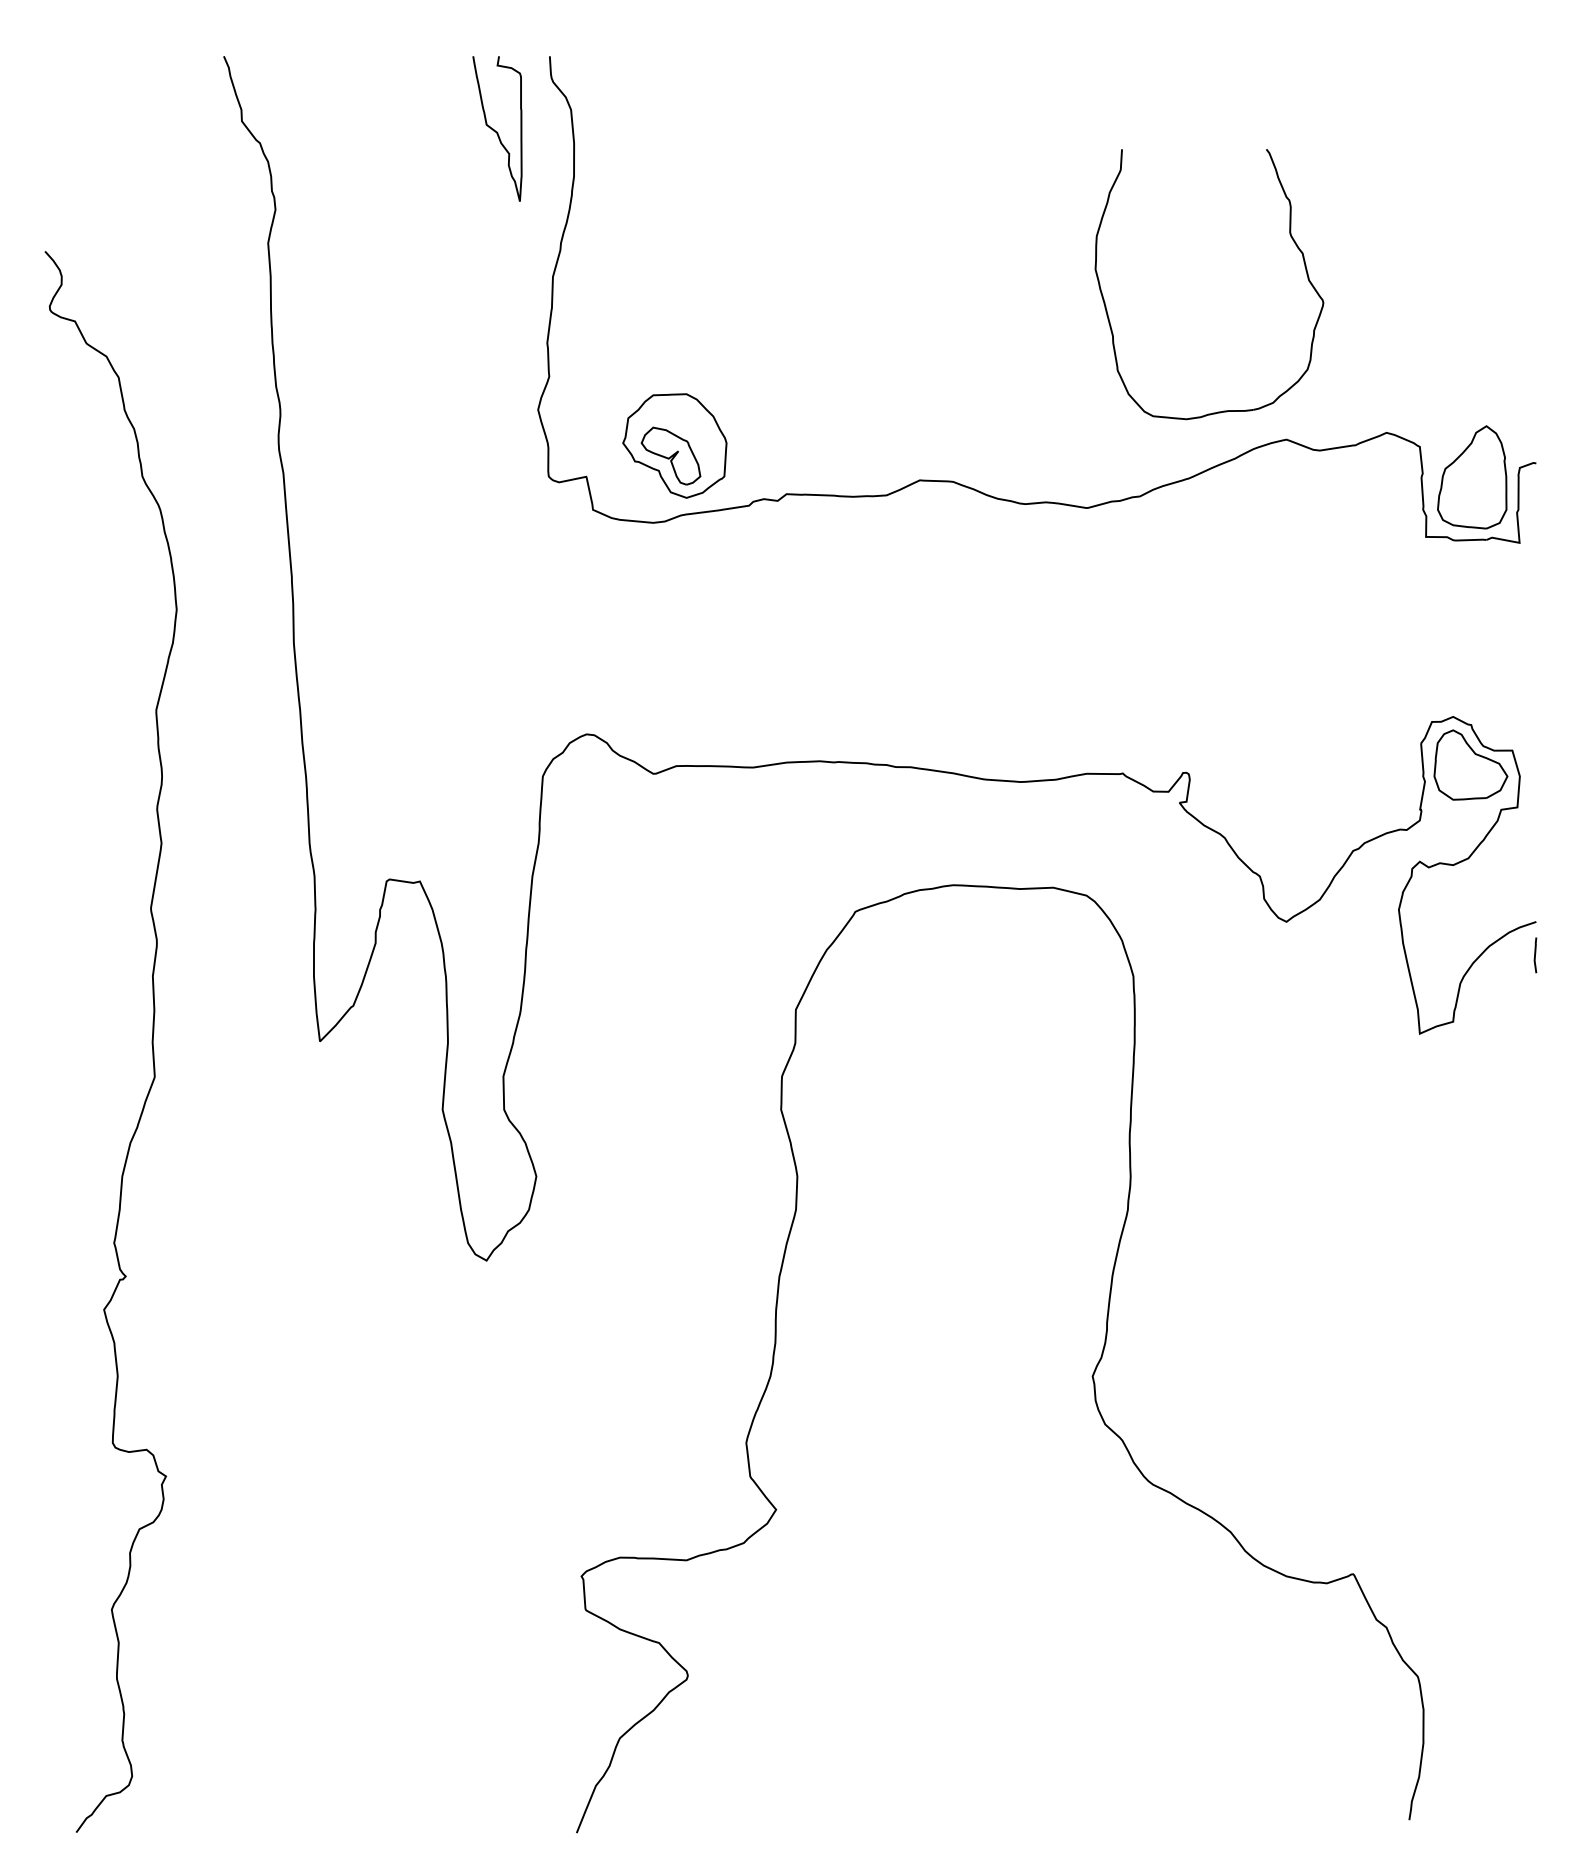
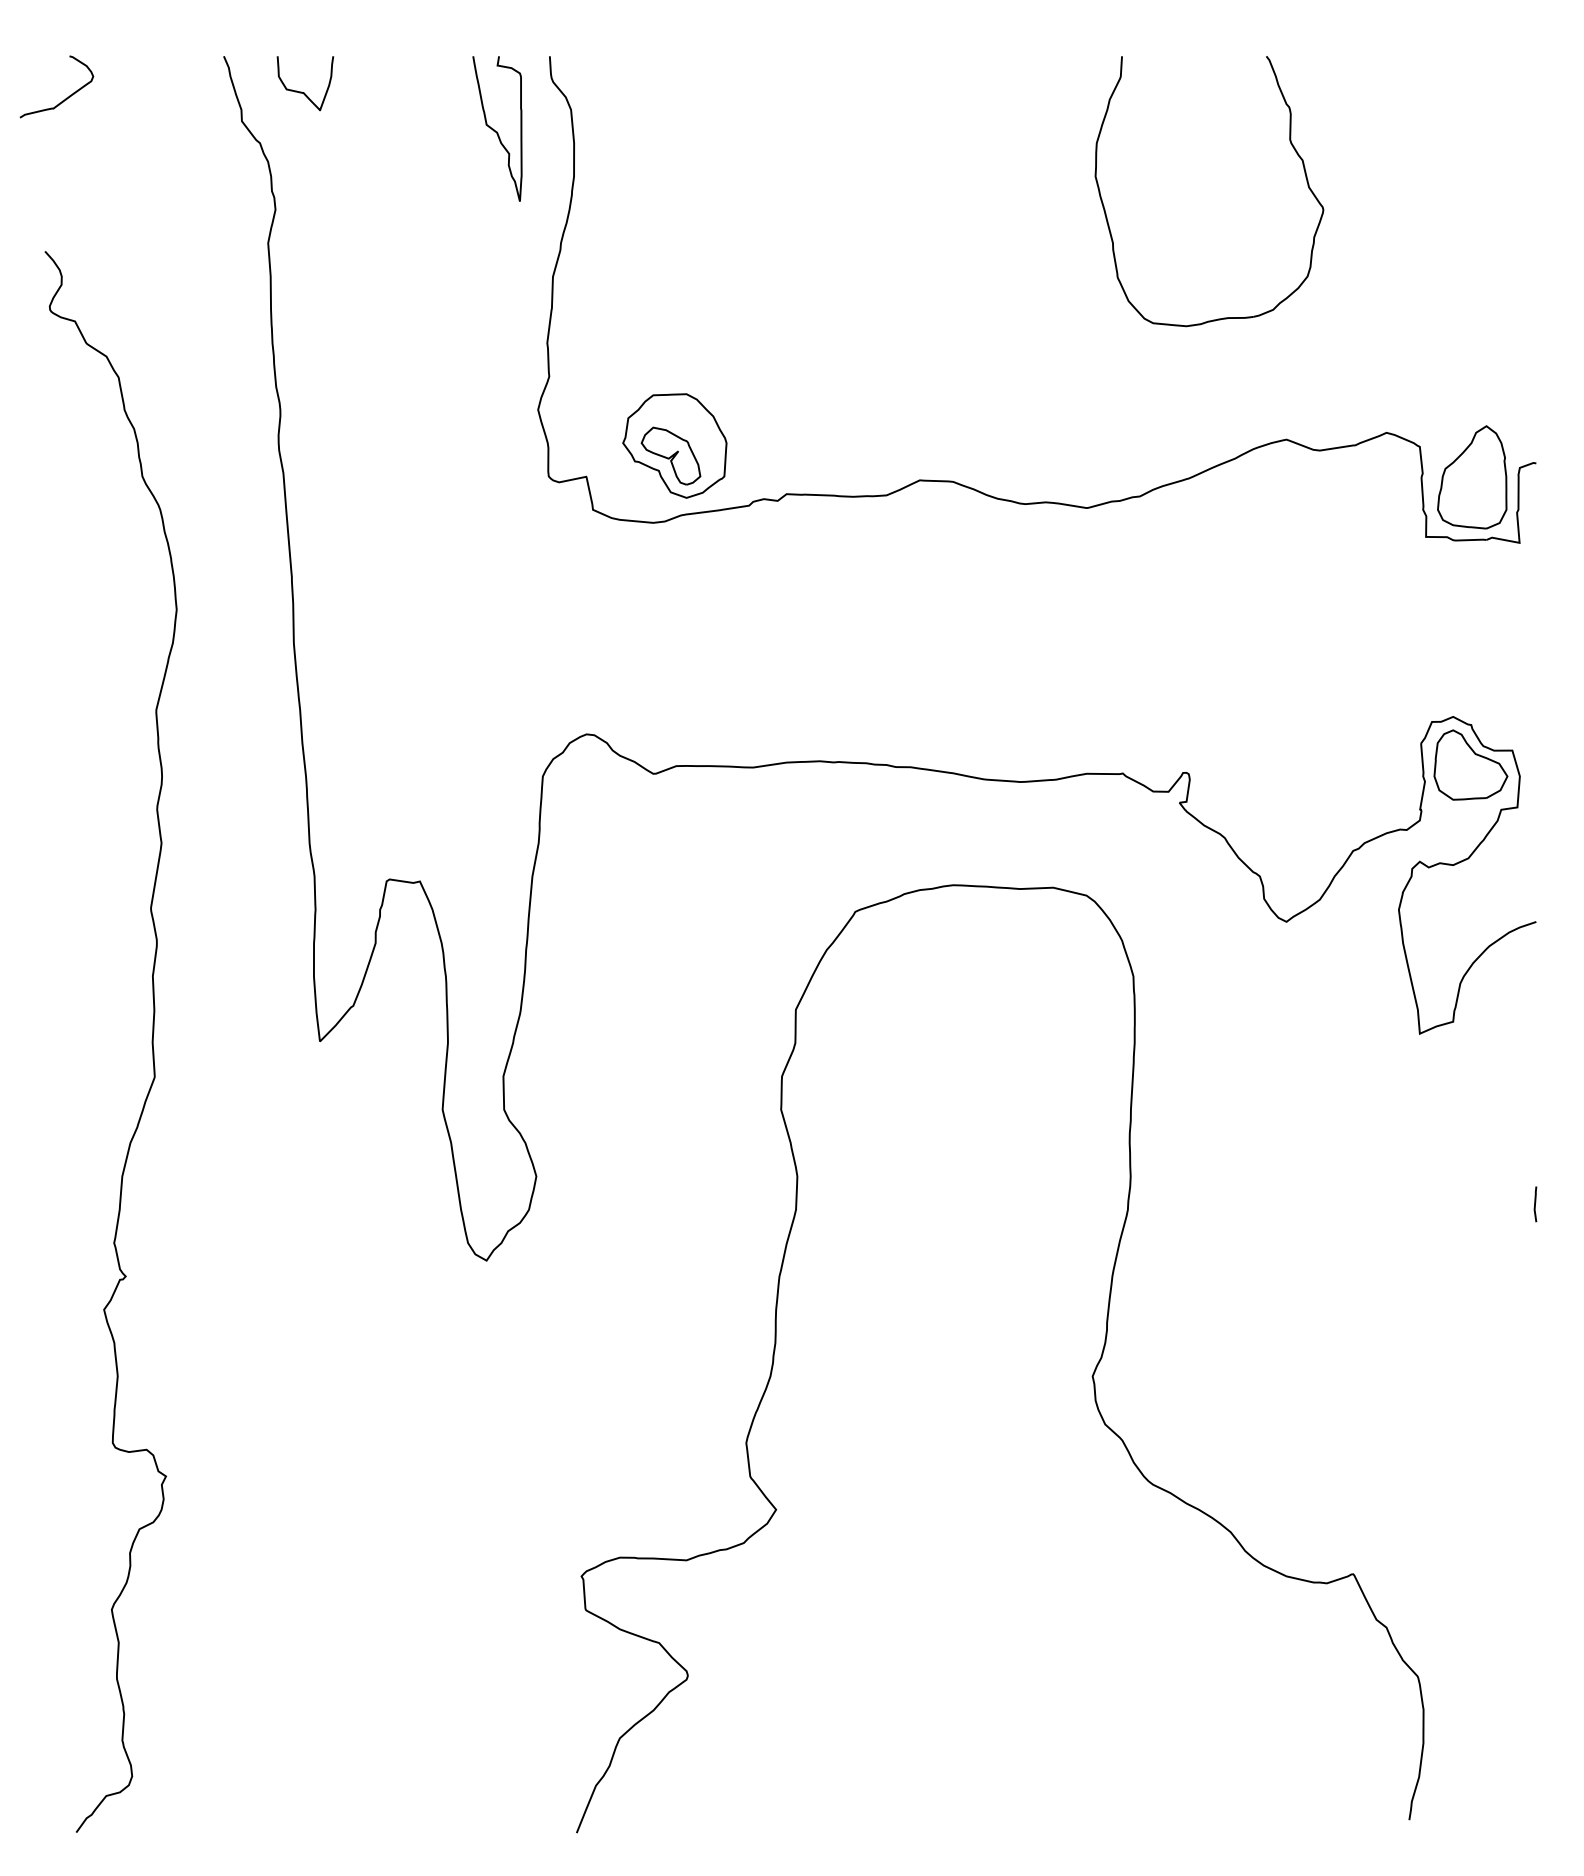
curve: none -> present (301, 91)
curve: none -> present (66, 97)
part position: (1292, 240) -> (1292, 147) (1292, 147)
line position: (1535, 955) -> (1535, 1204) (1535, 1204)
